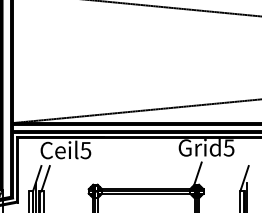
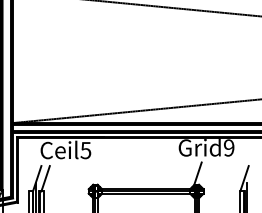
text: Grid5 -> Grid9 (228, 147)
